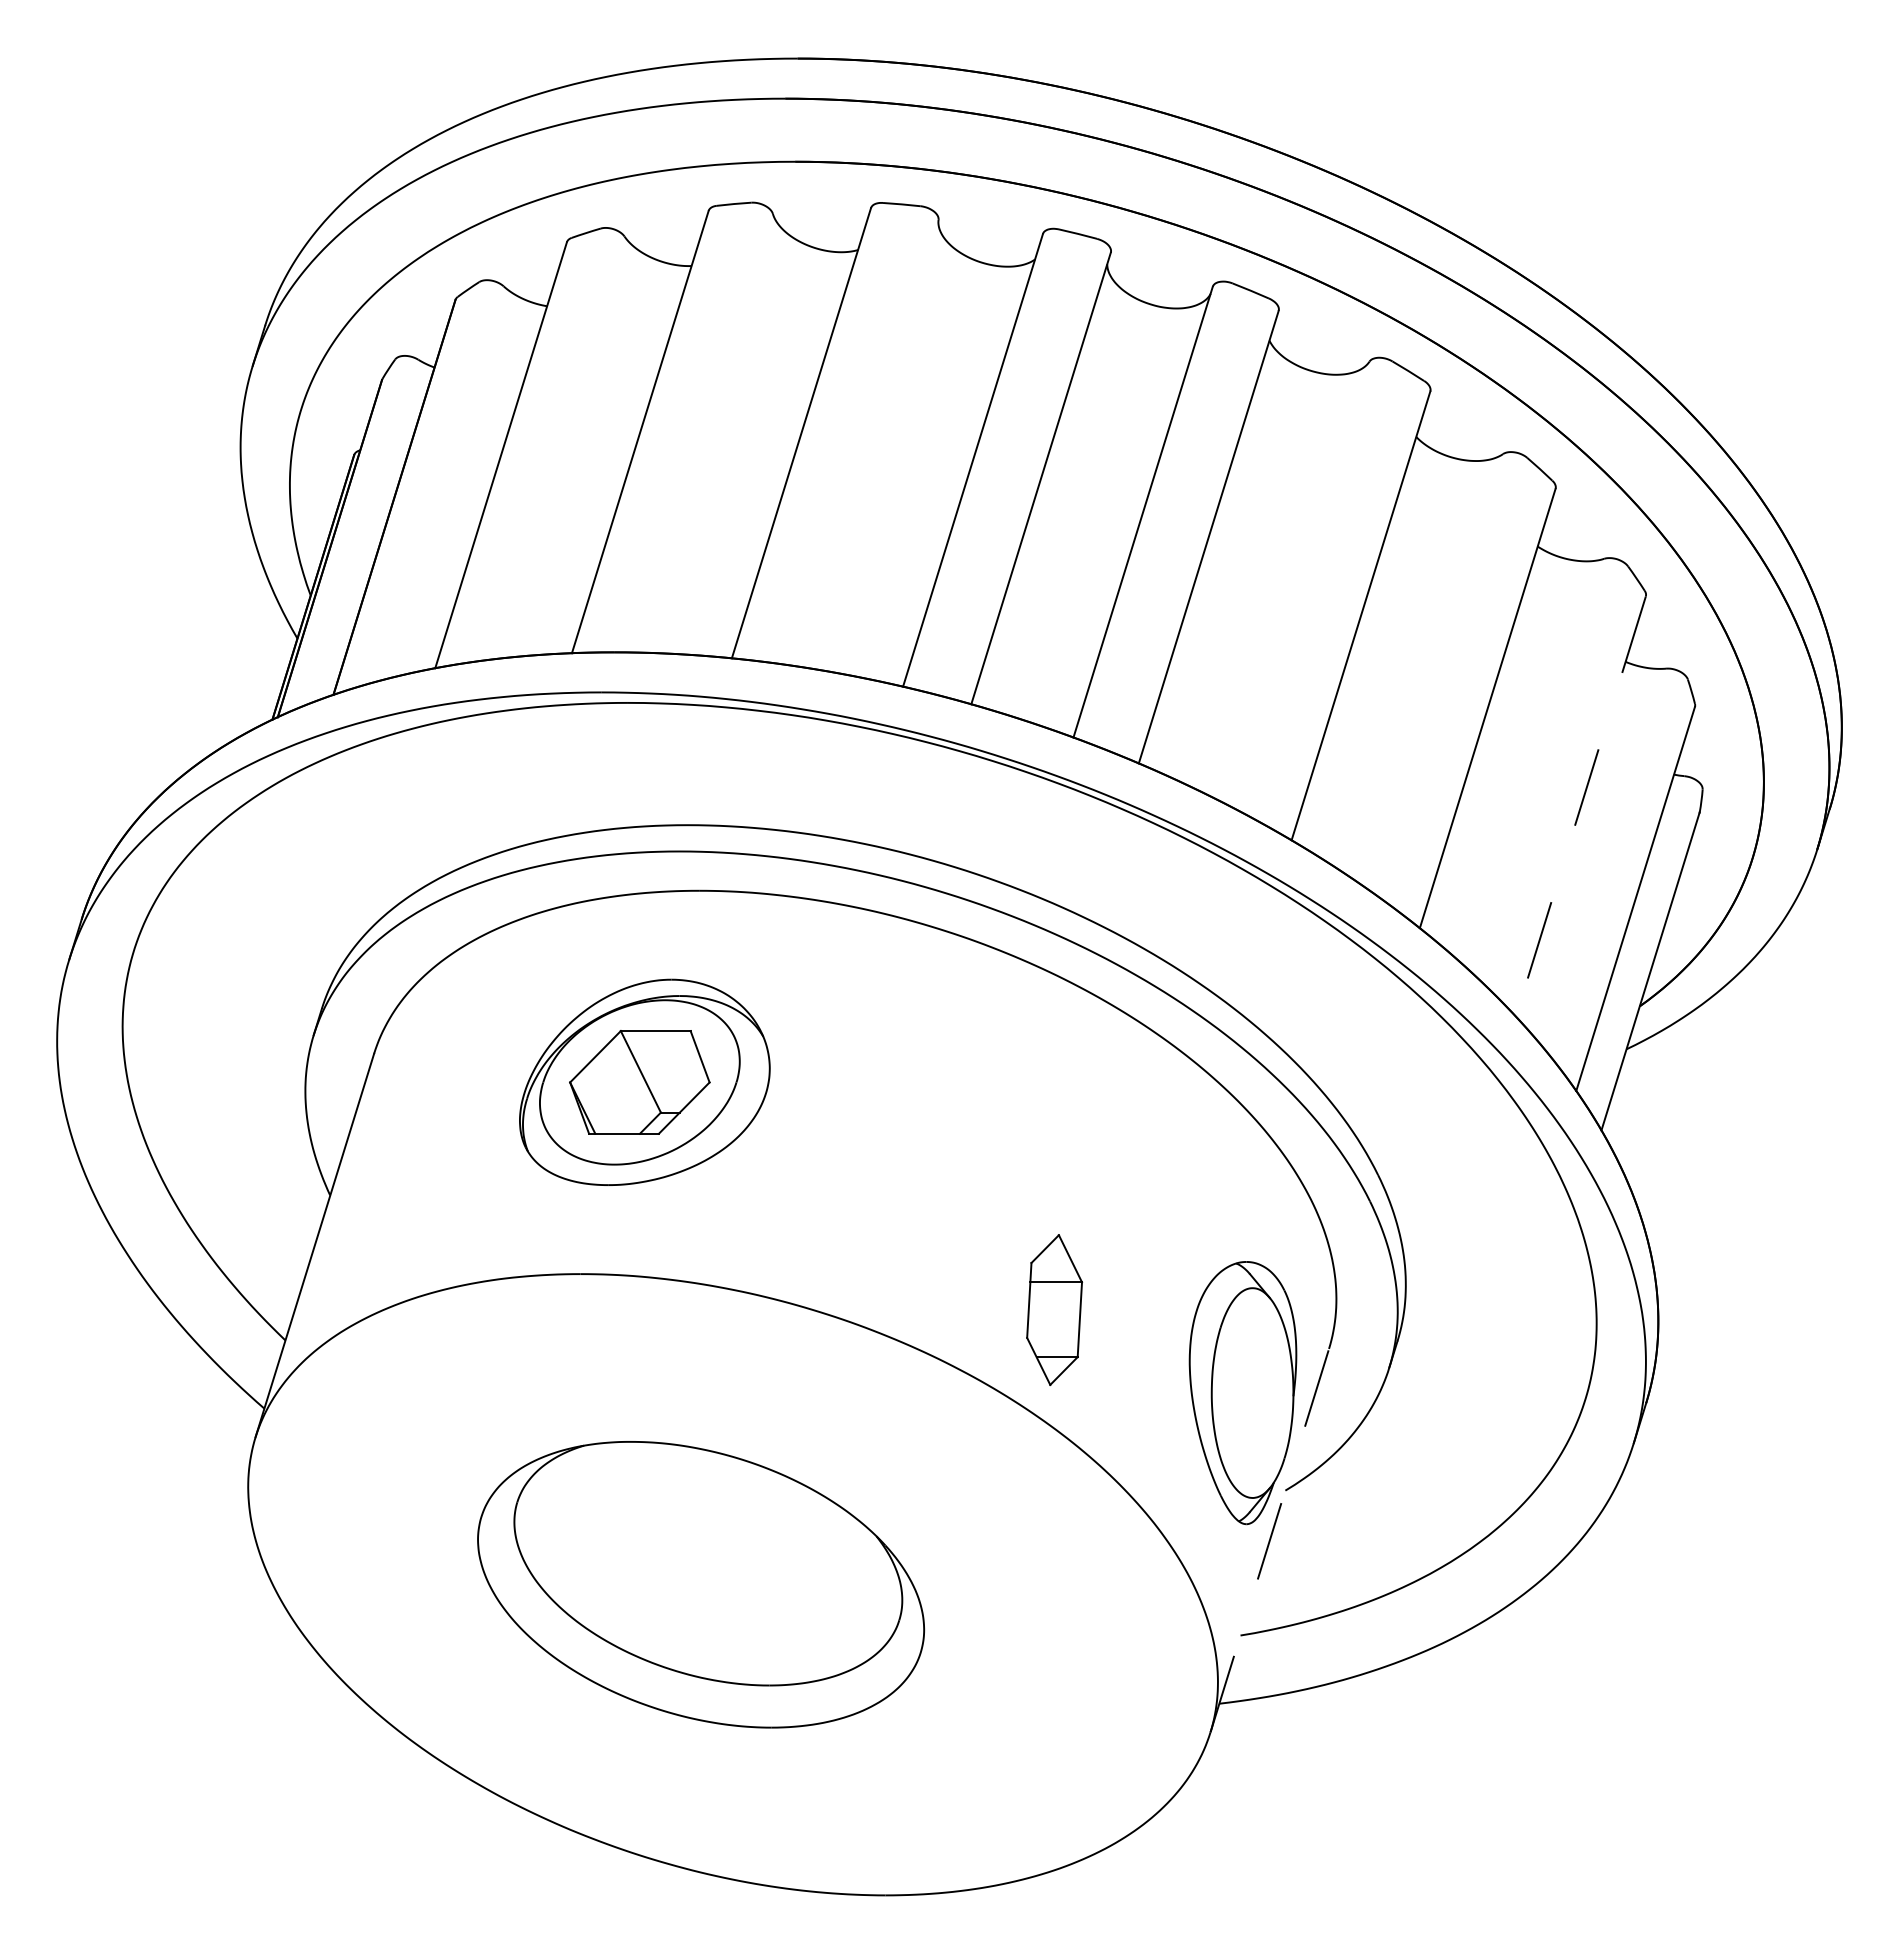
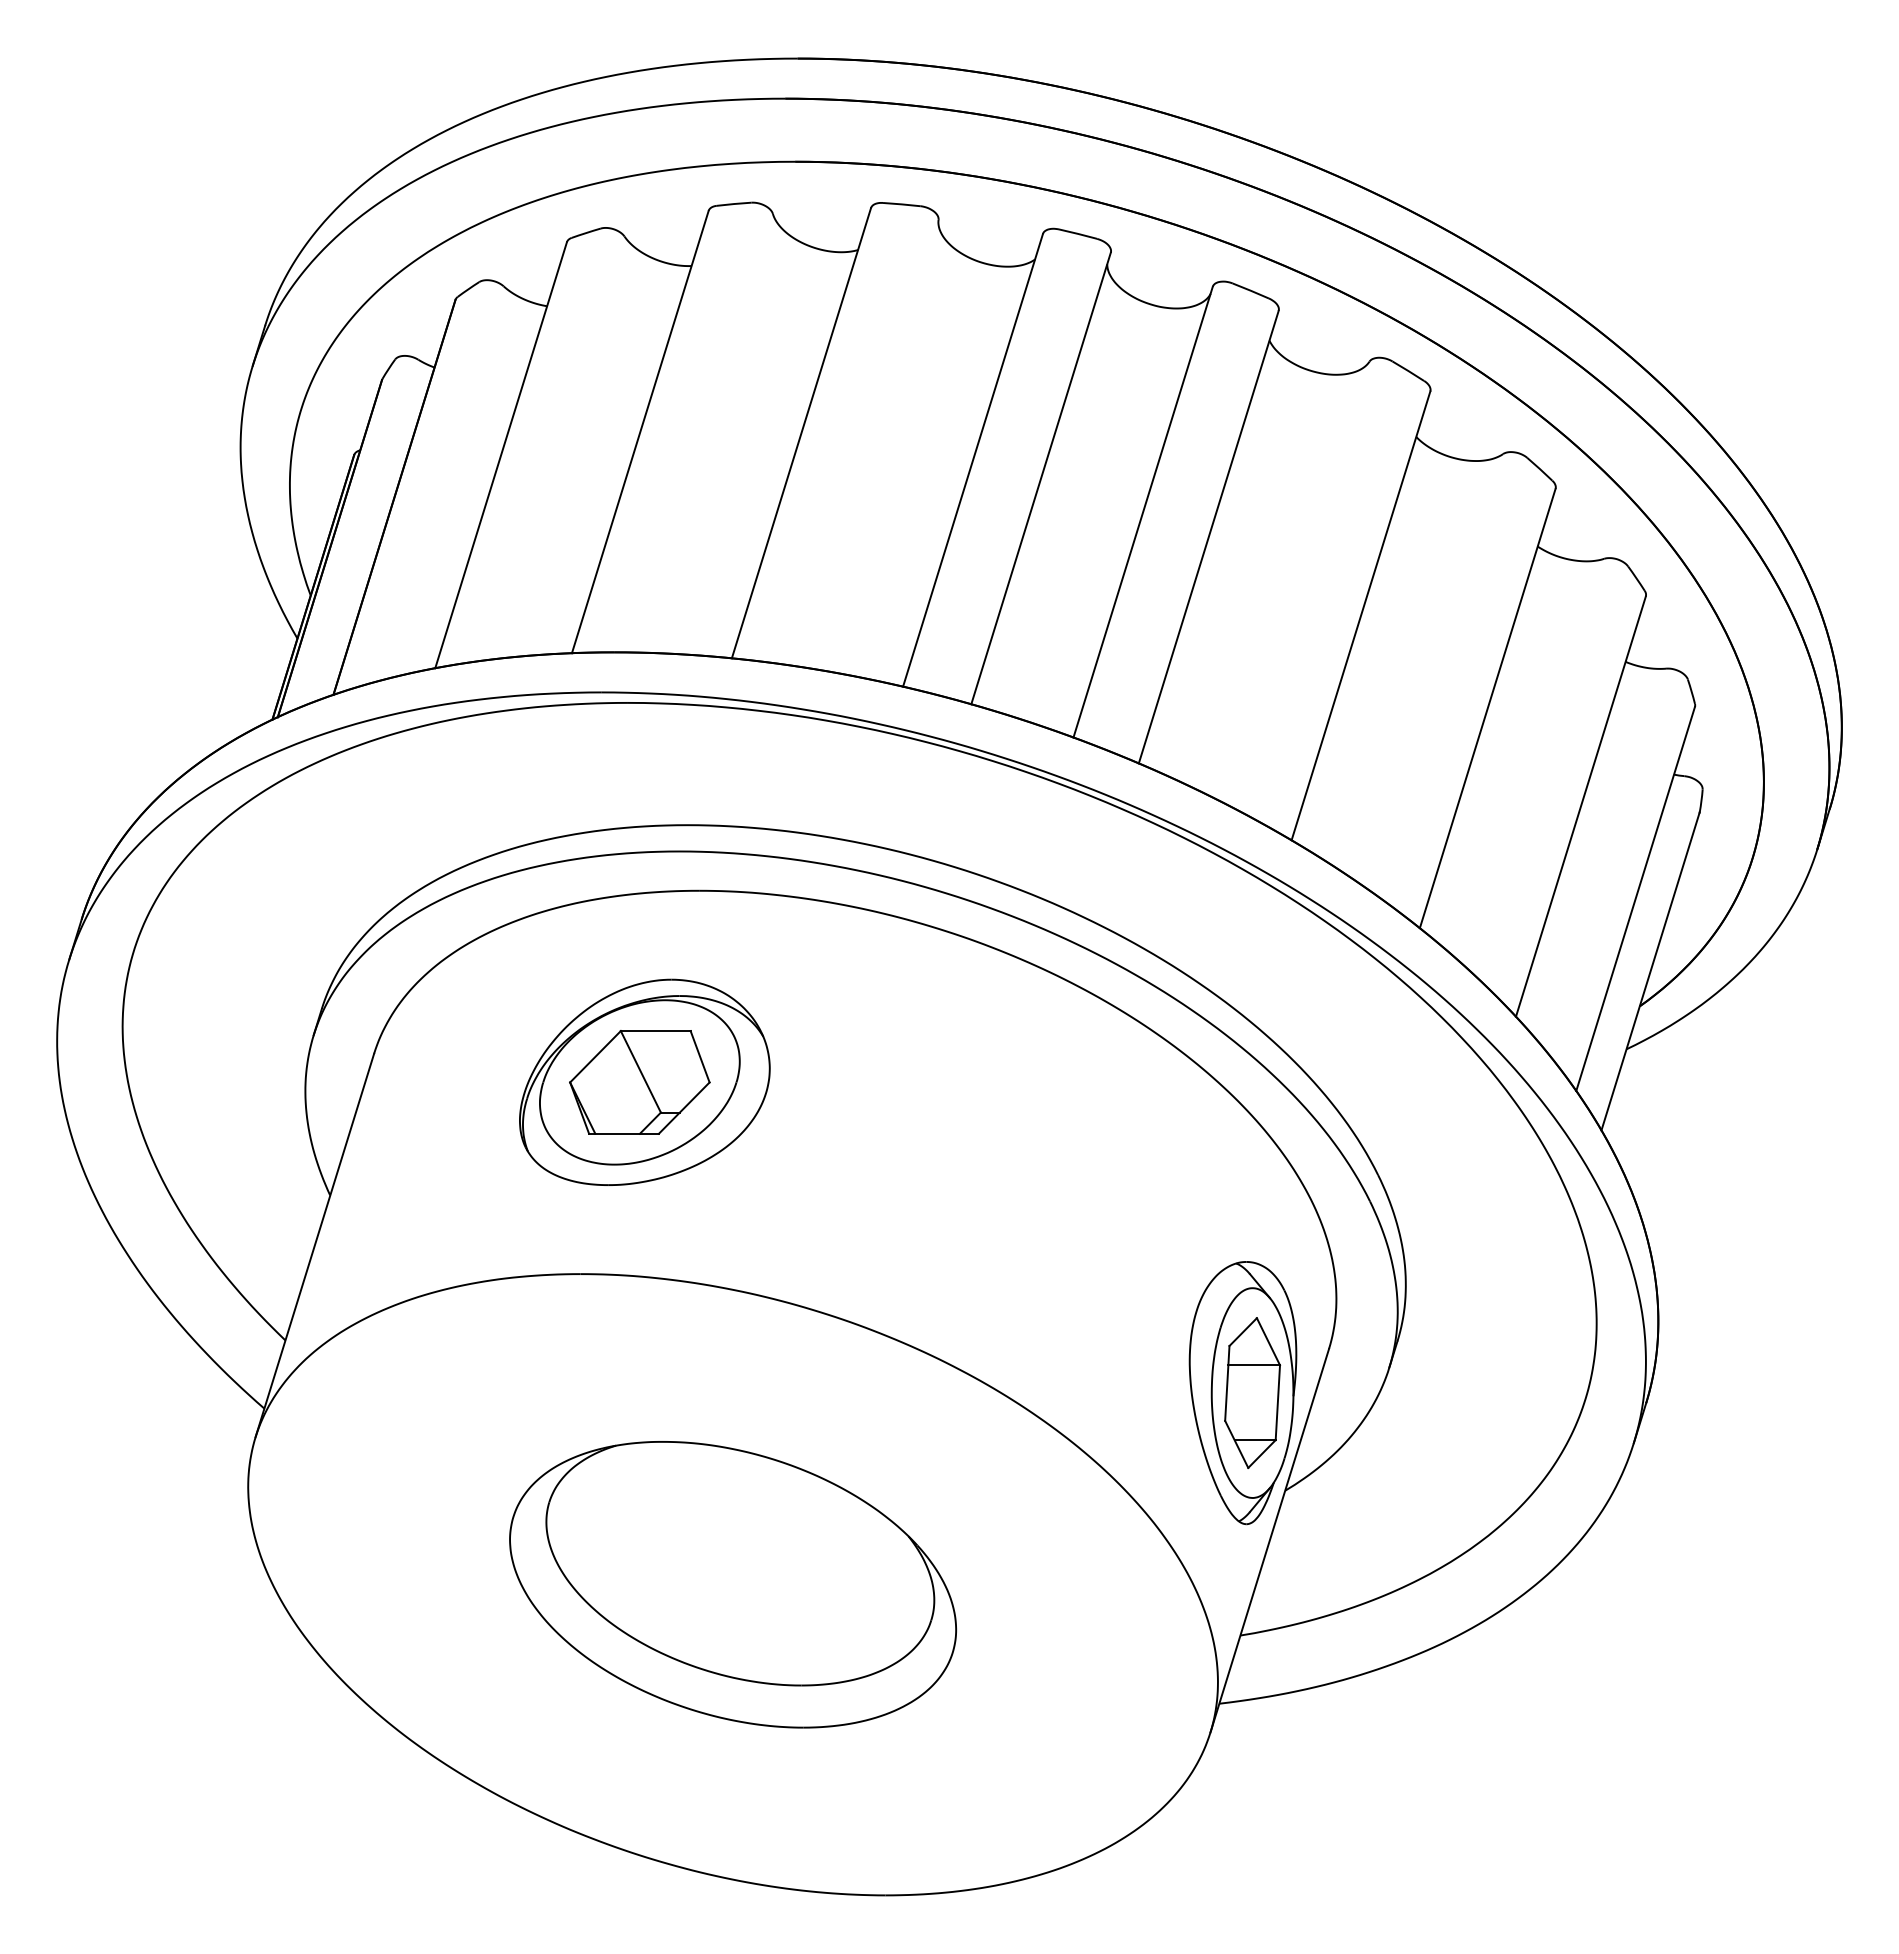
line: dashed -> solid (1580, 806)
part position: (1054, 1309) -> (1252, 1392) (1252, 1392)
line: dashed -> solid (1269, 1540)
part position: (700, 1584) -> (732, 1584) (732, 1584)
